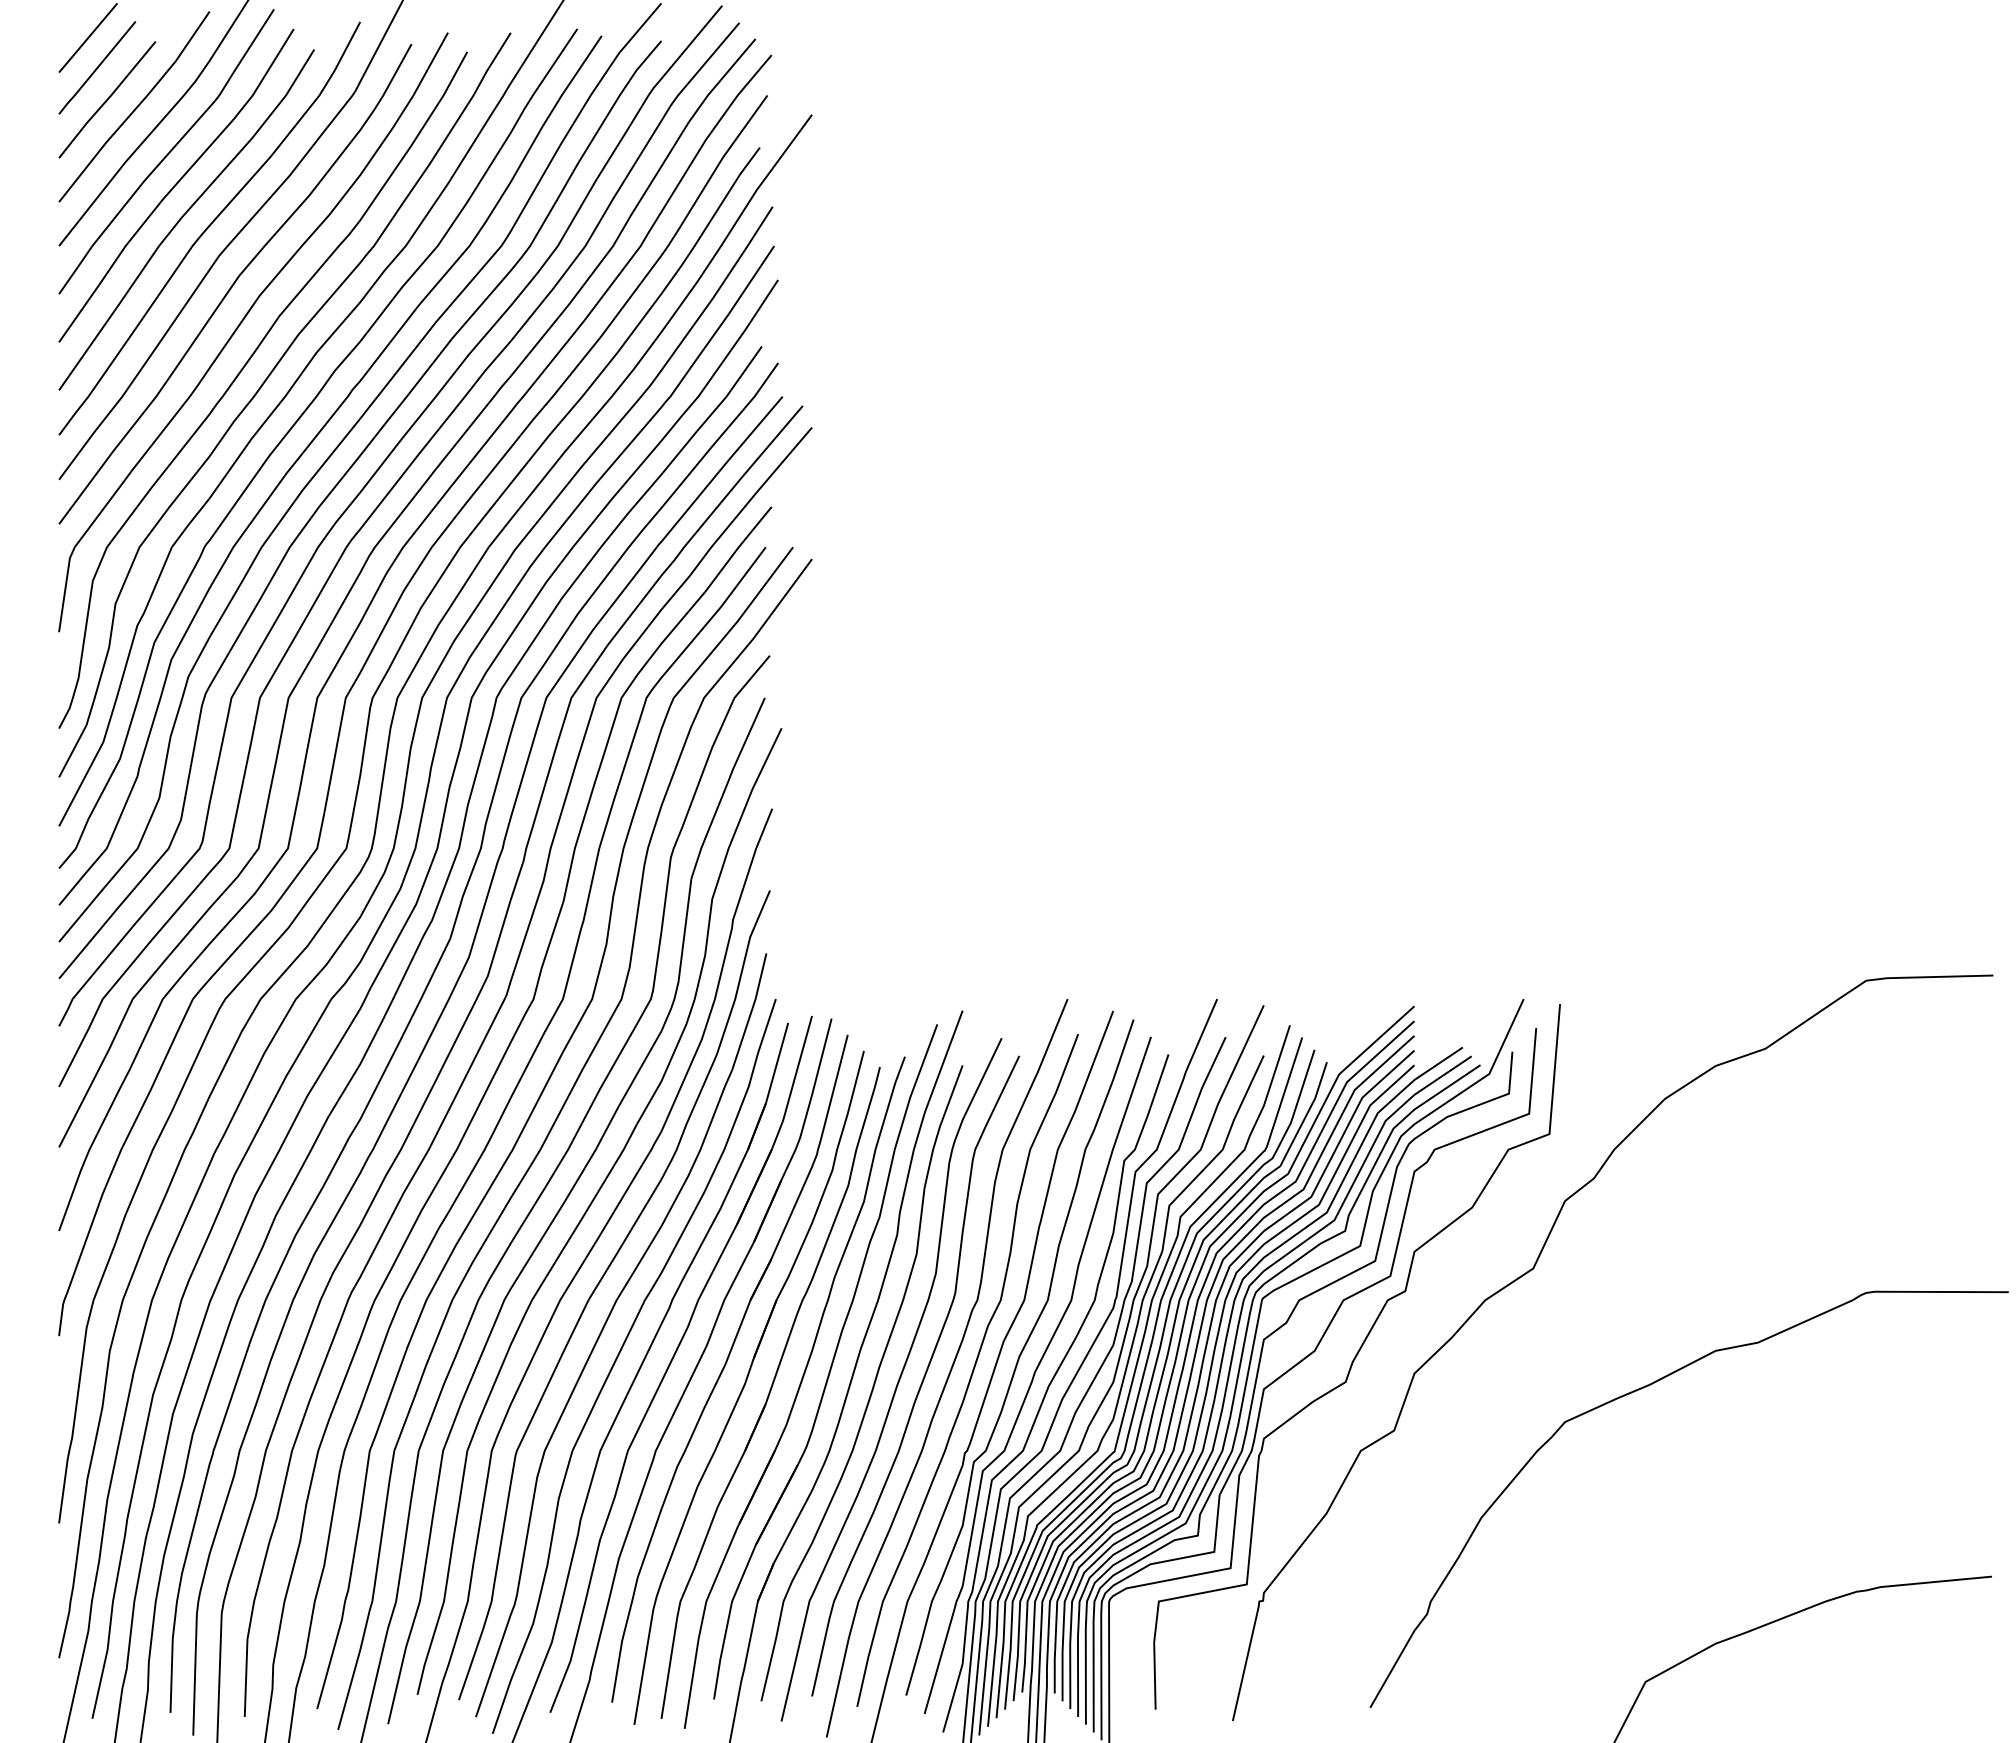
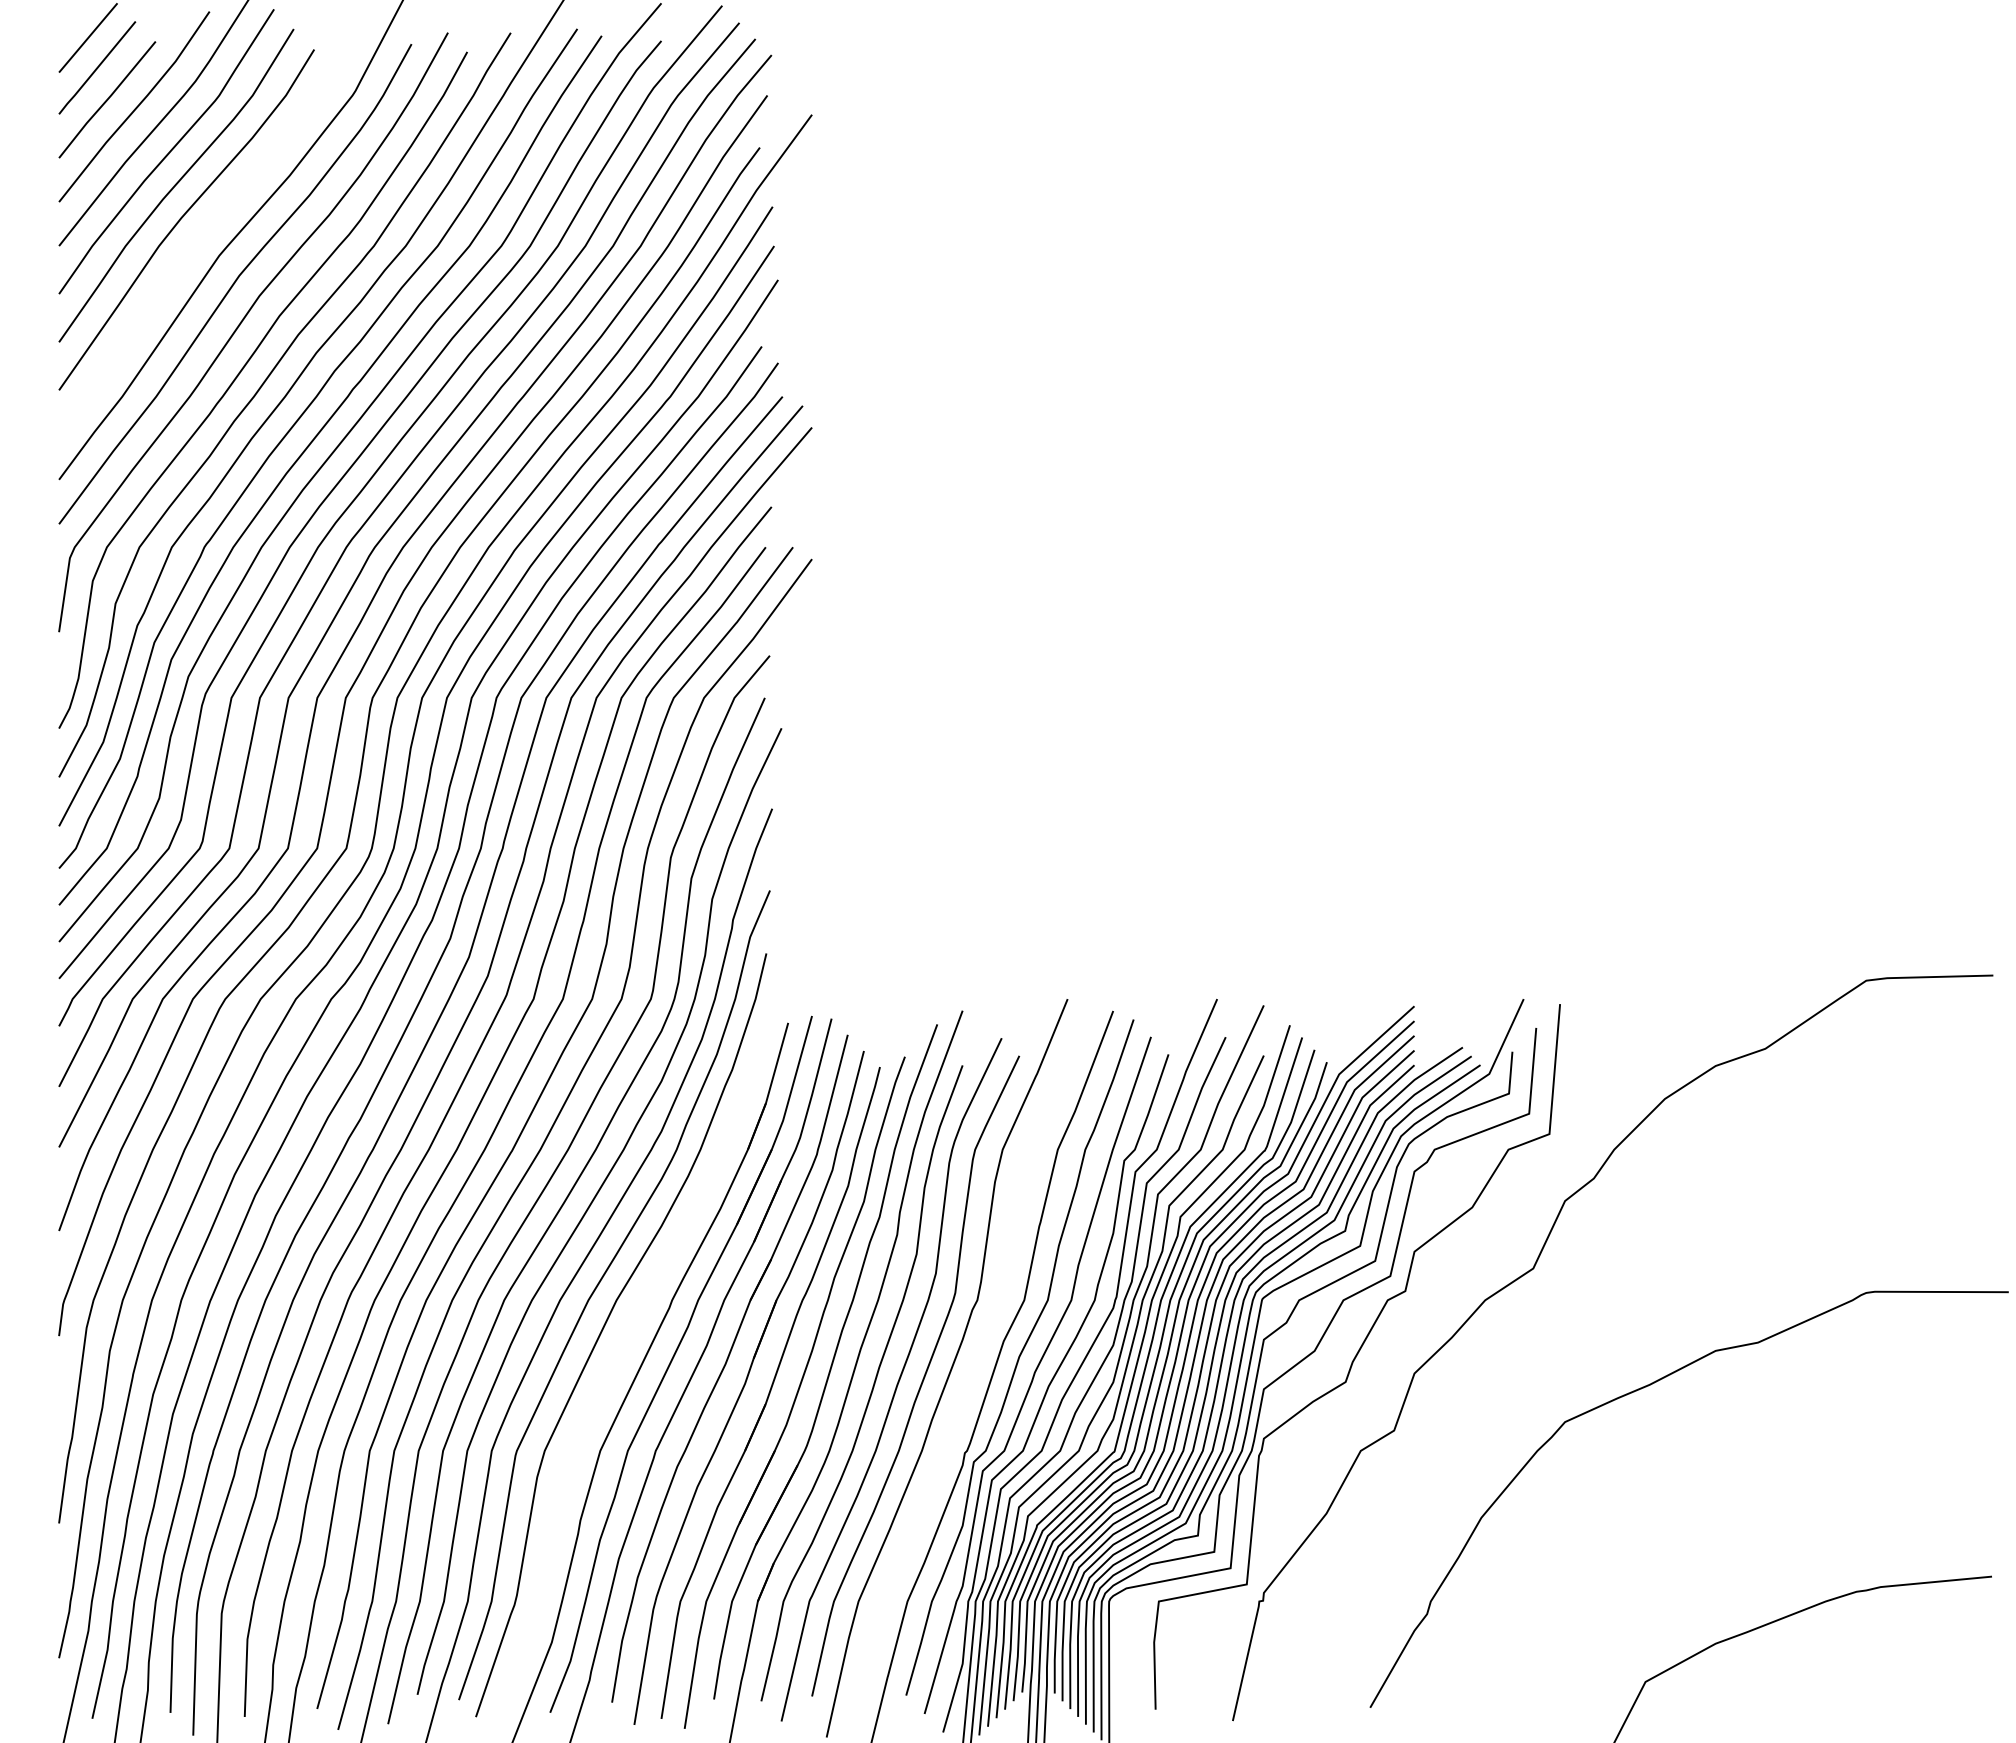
curve: present -> none (209, 227)
curve: present -> none (618, 1357)
curve: present -> none (971, 1372)
